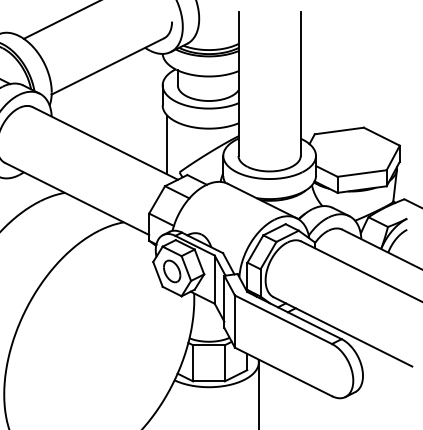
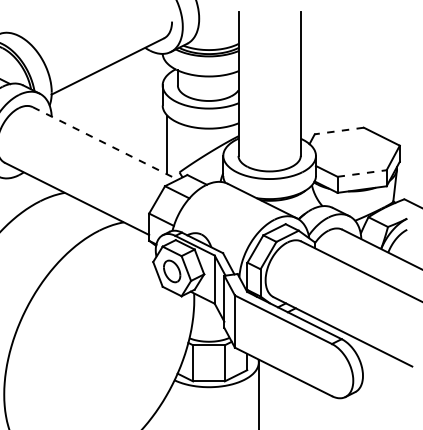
line: present -> none (60, 20)
line: solid -> dashed (339, 131)
line: solid -> dashed (105, 143)
line: solid -> dashed (362, 173)
